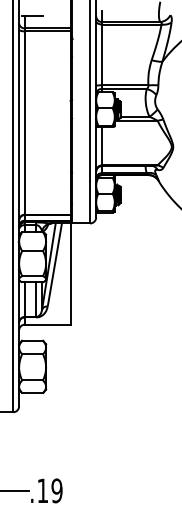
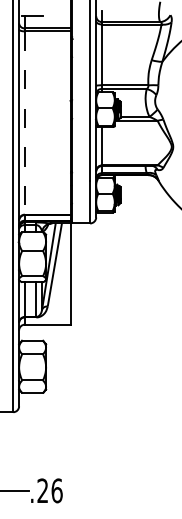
line: solid -> dashed (24, 123)
text: .19 -> .26 (49, 490)
